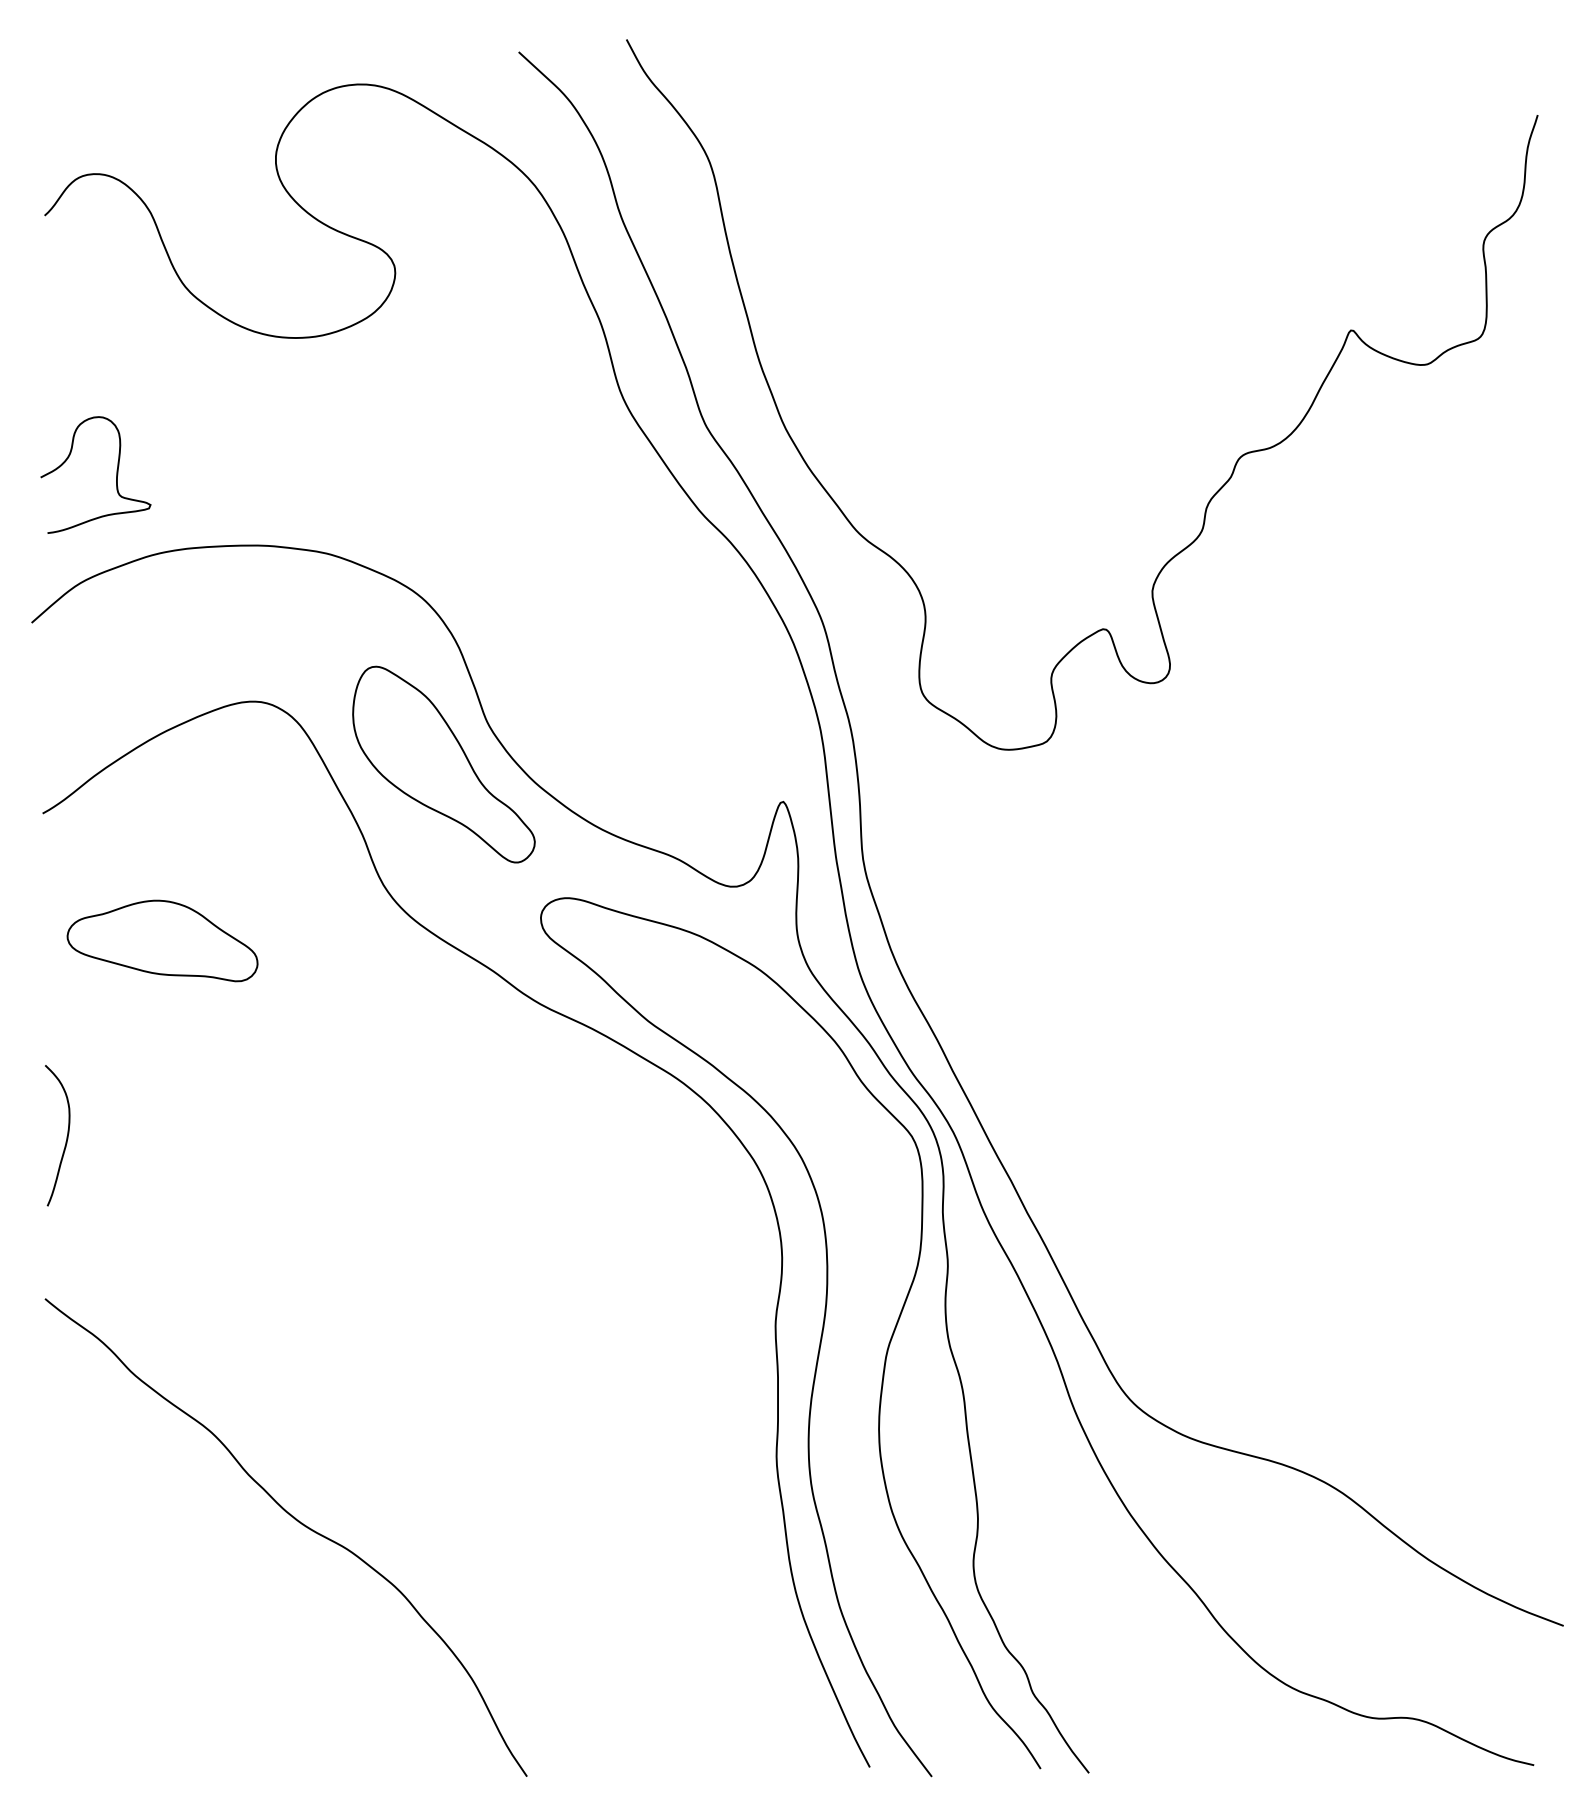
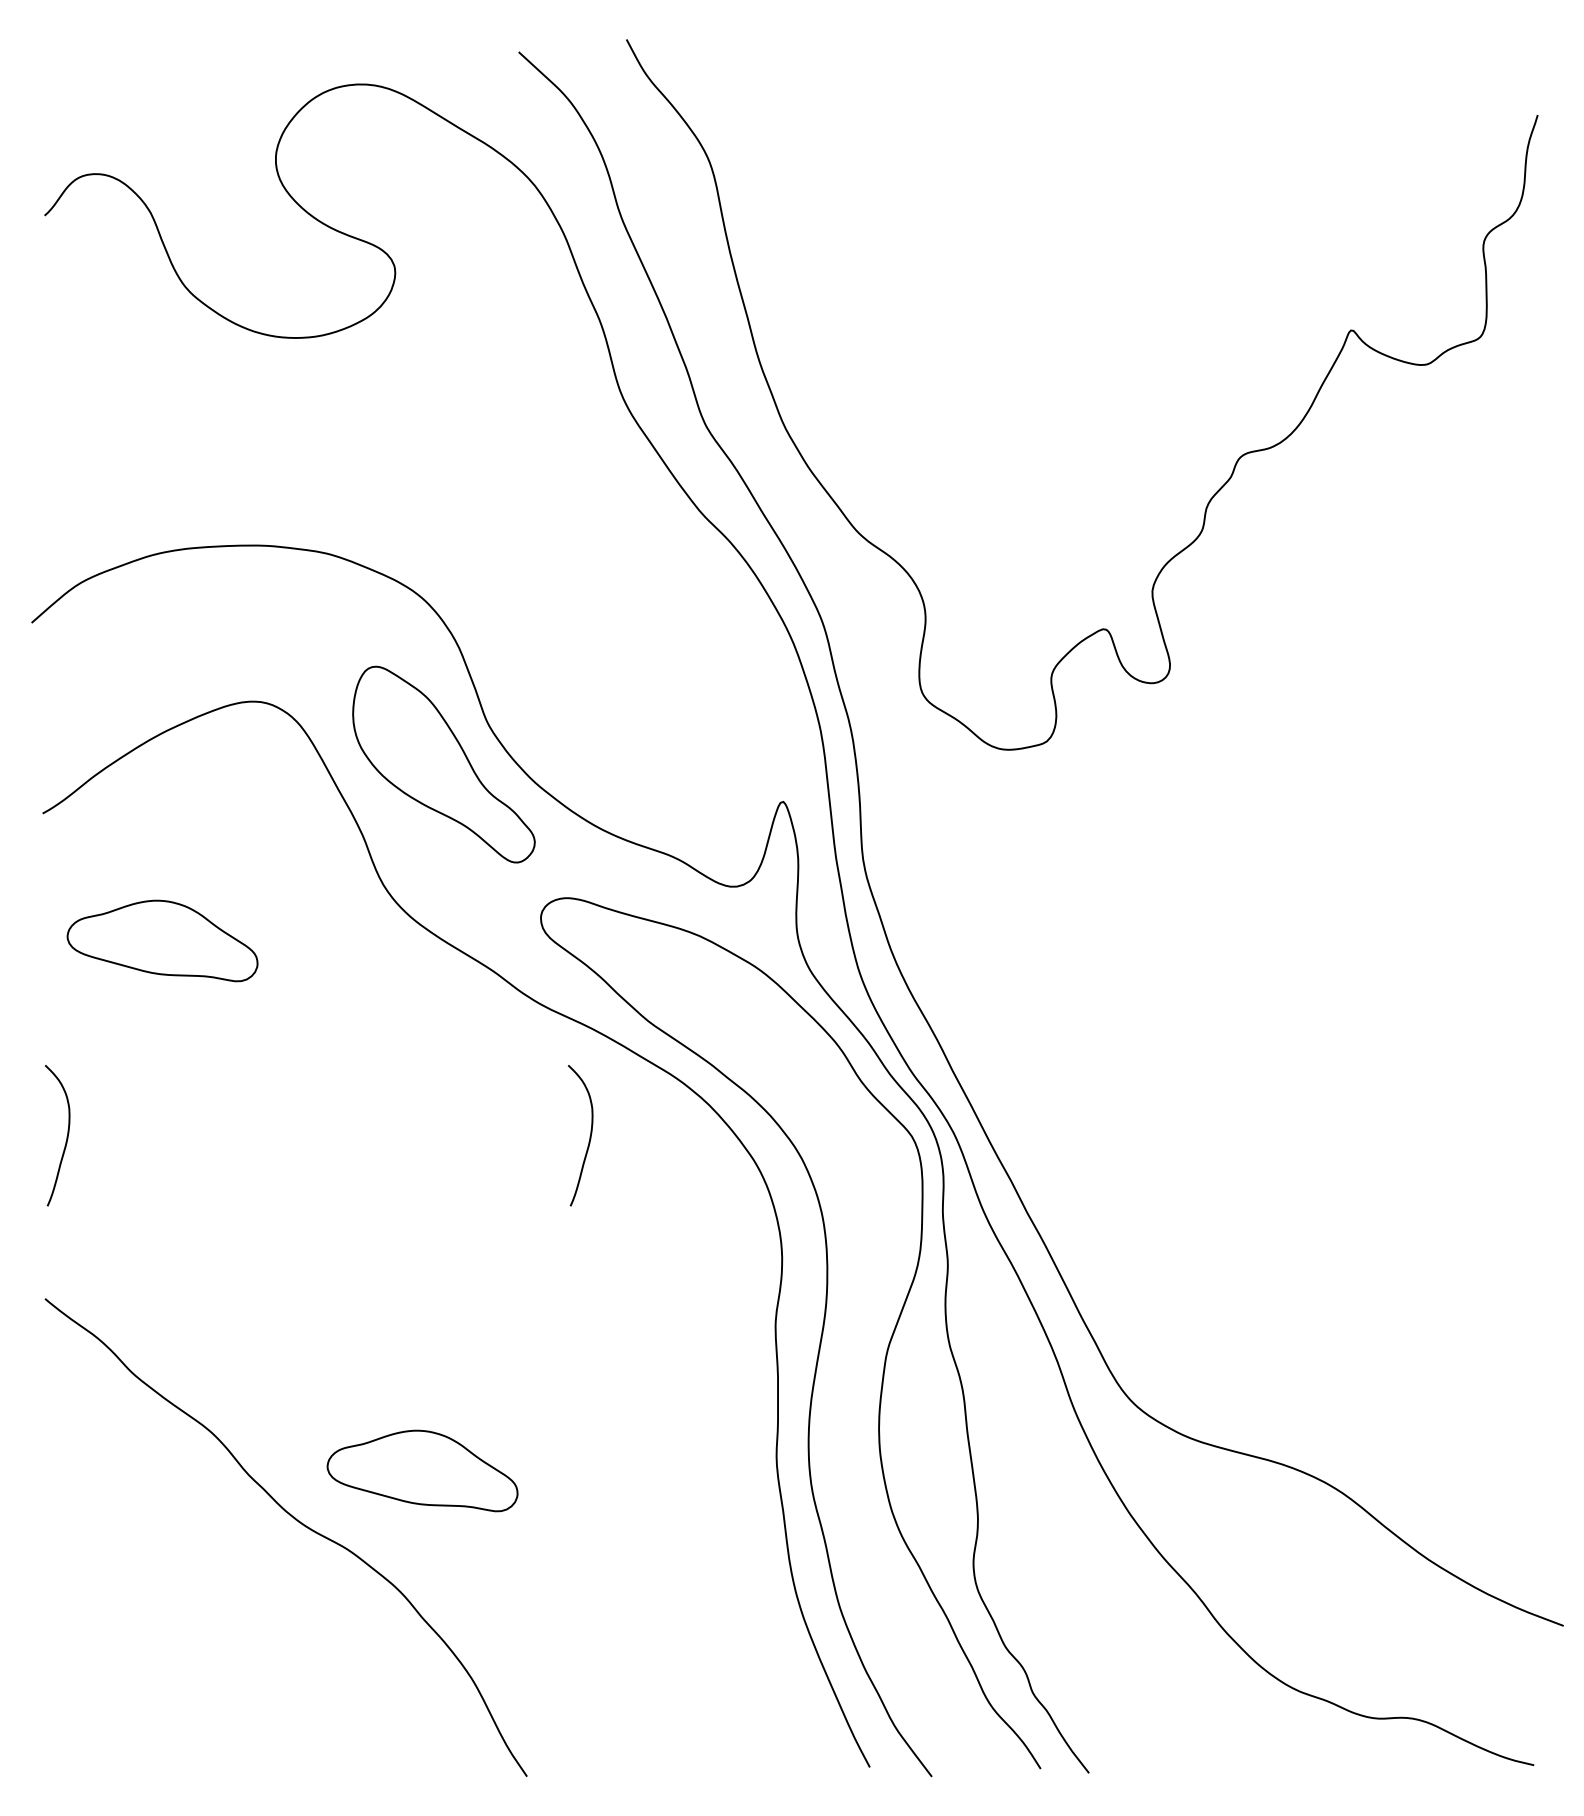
curve: present -> none (116, 474)
curve: none -> present (589, 1136)
part: none -> present (422, 1470)
